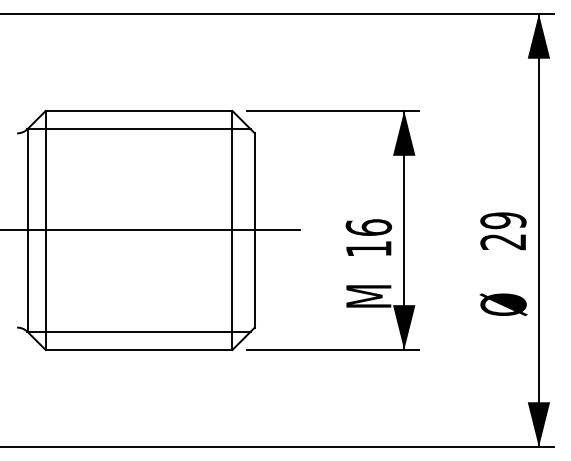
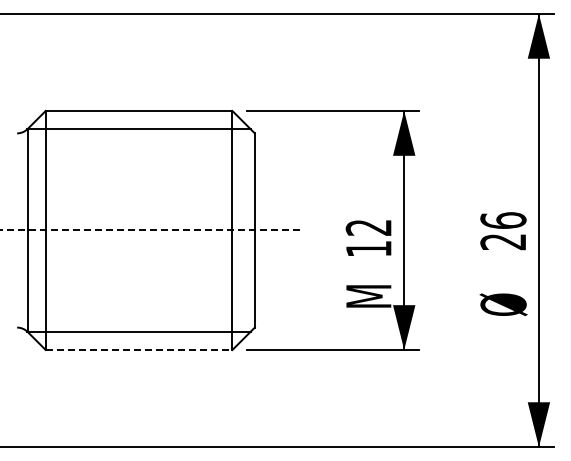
text: 29 -> 26 (503, 220)
text: 16 -> 12 (368, 227)
line: solid -> dashed (150, 230)
line: solid -> dashed (139, 350)
